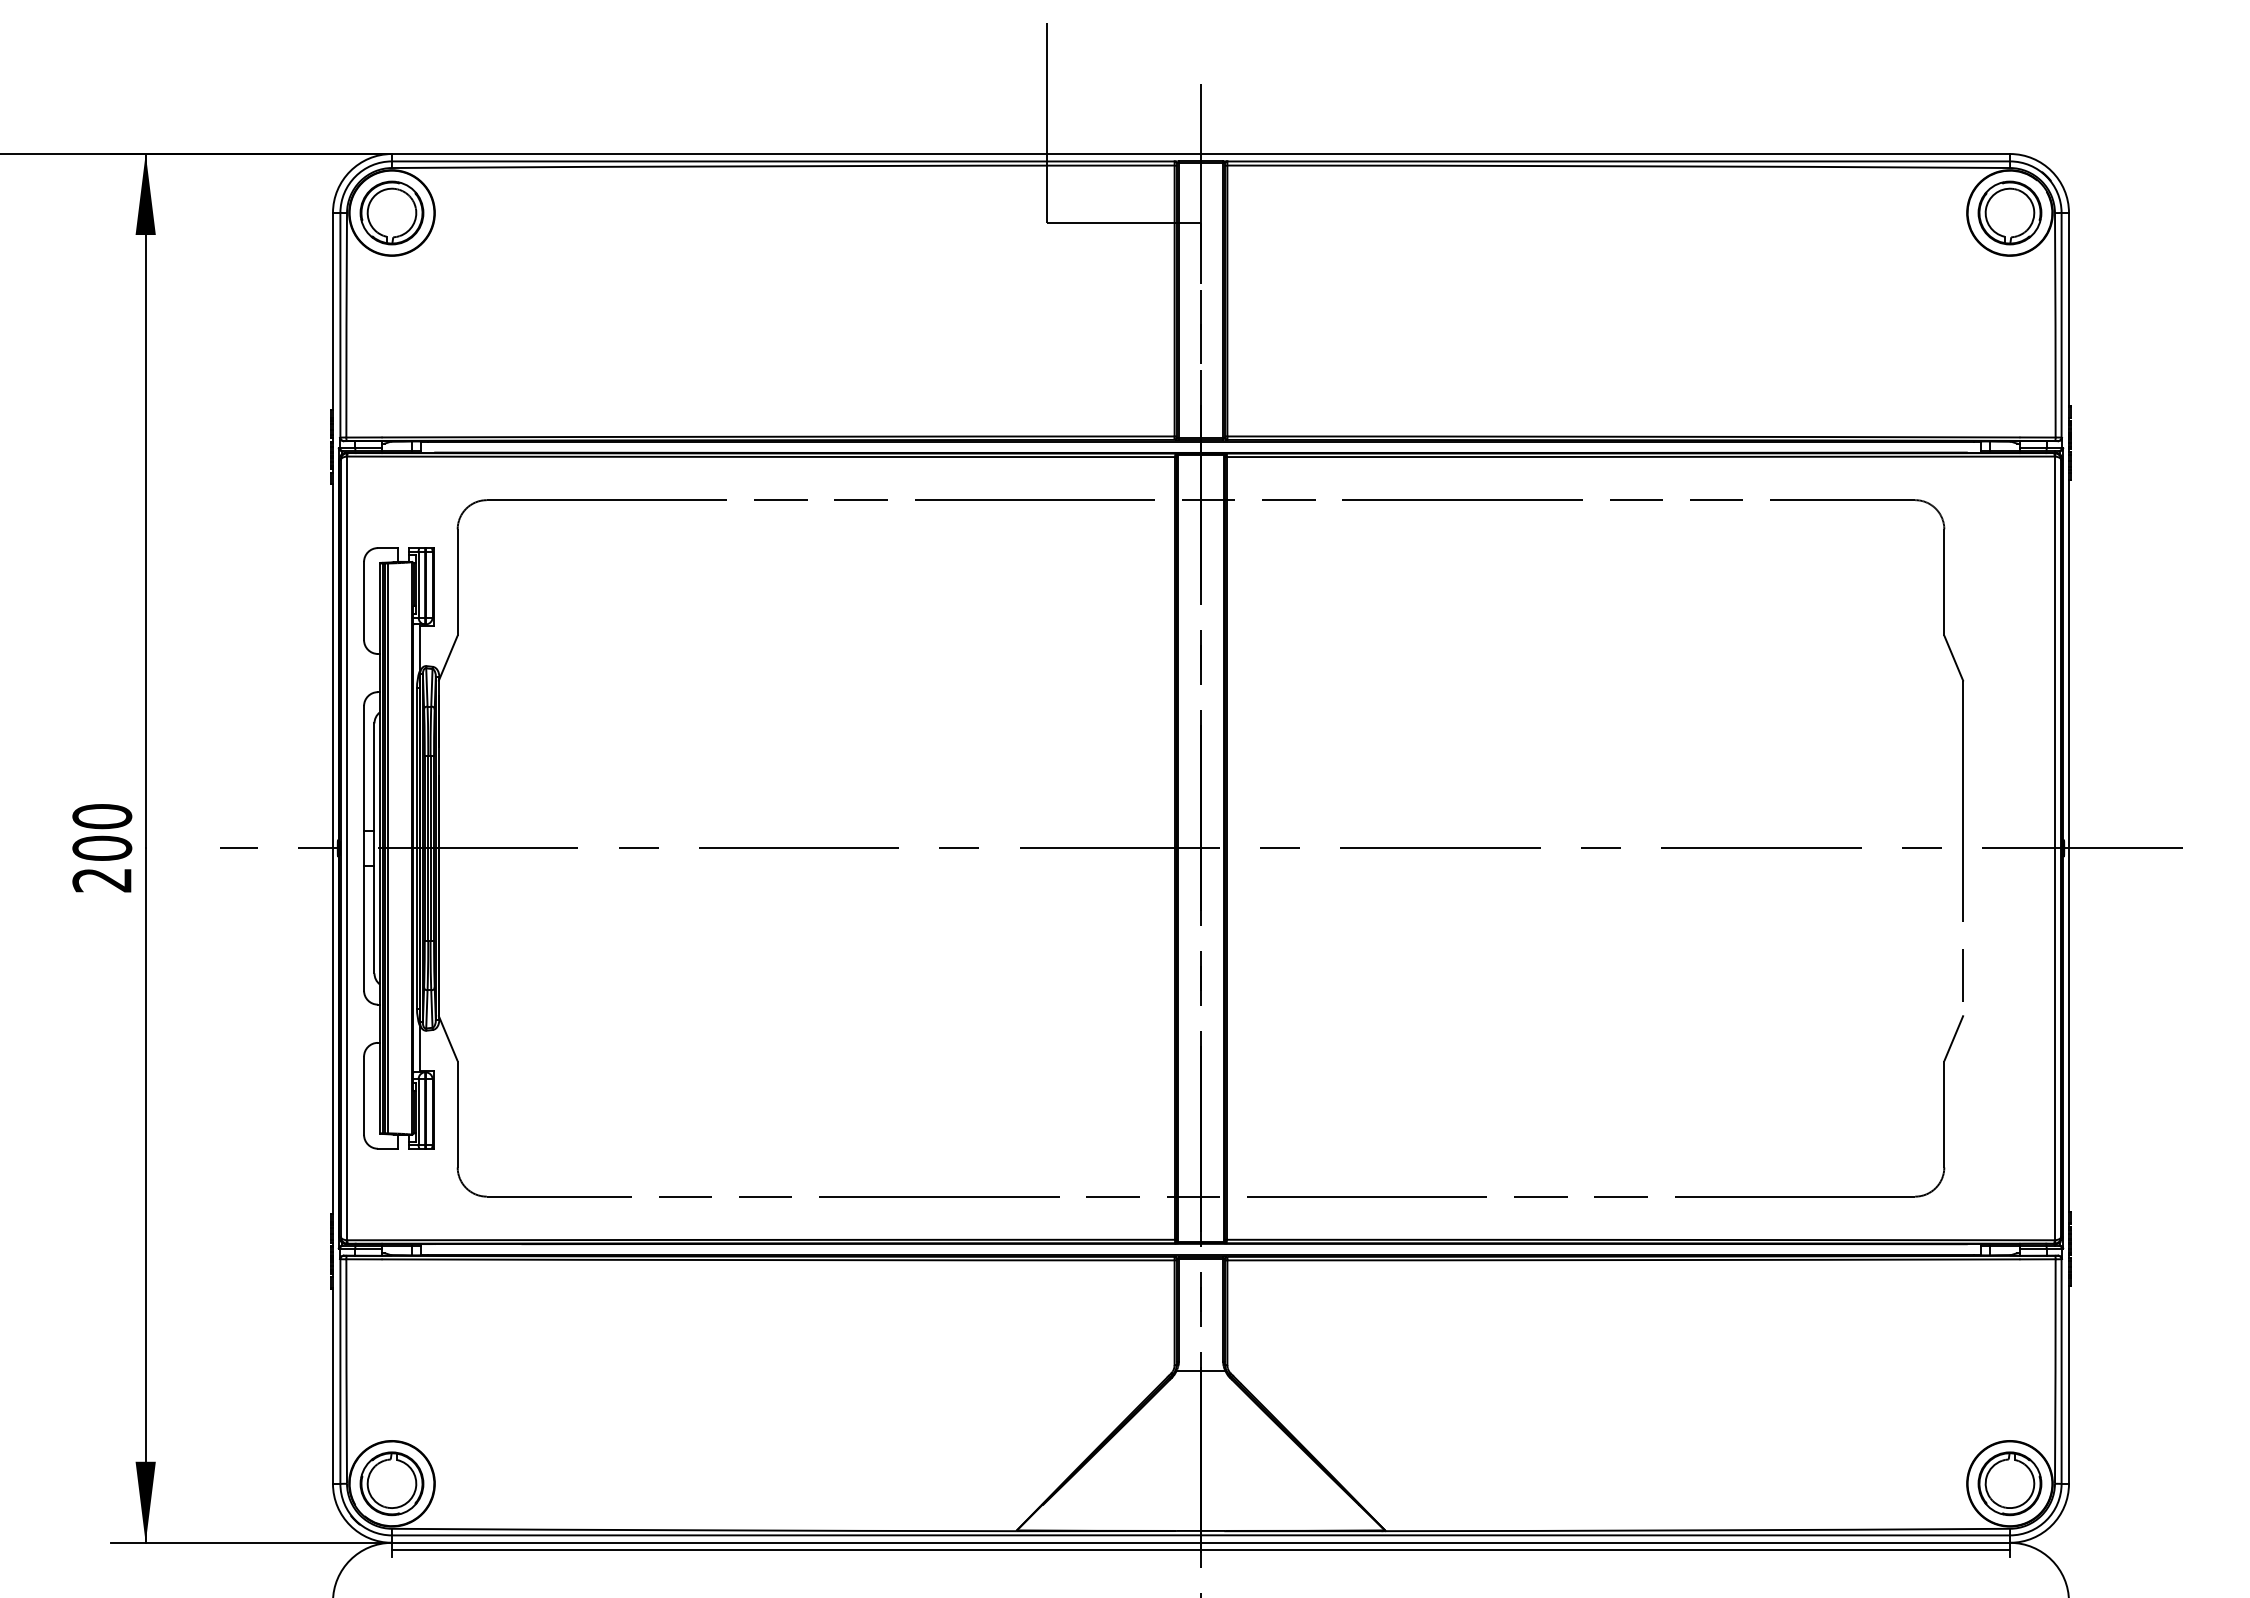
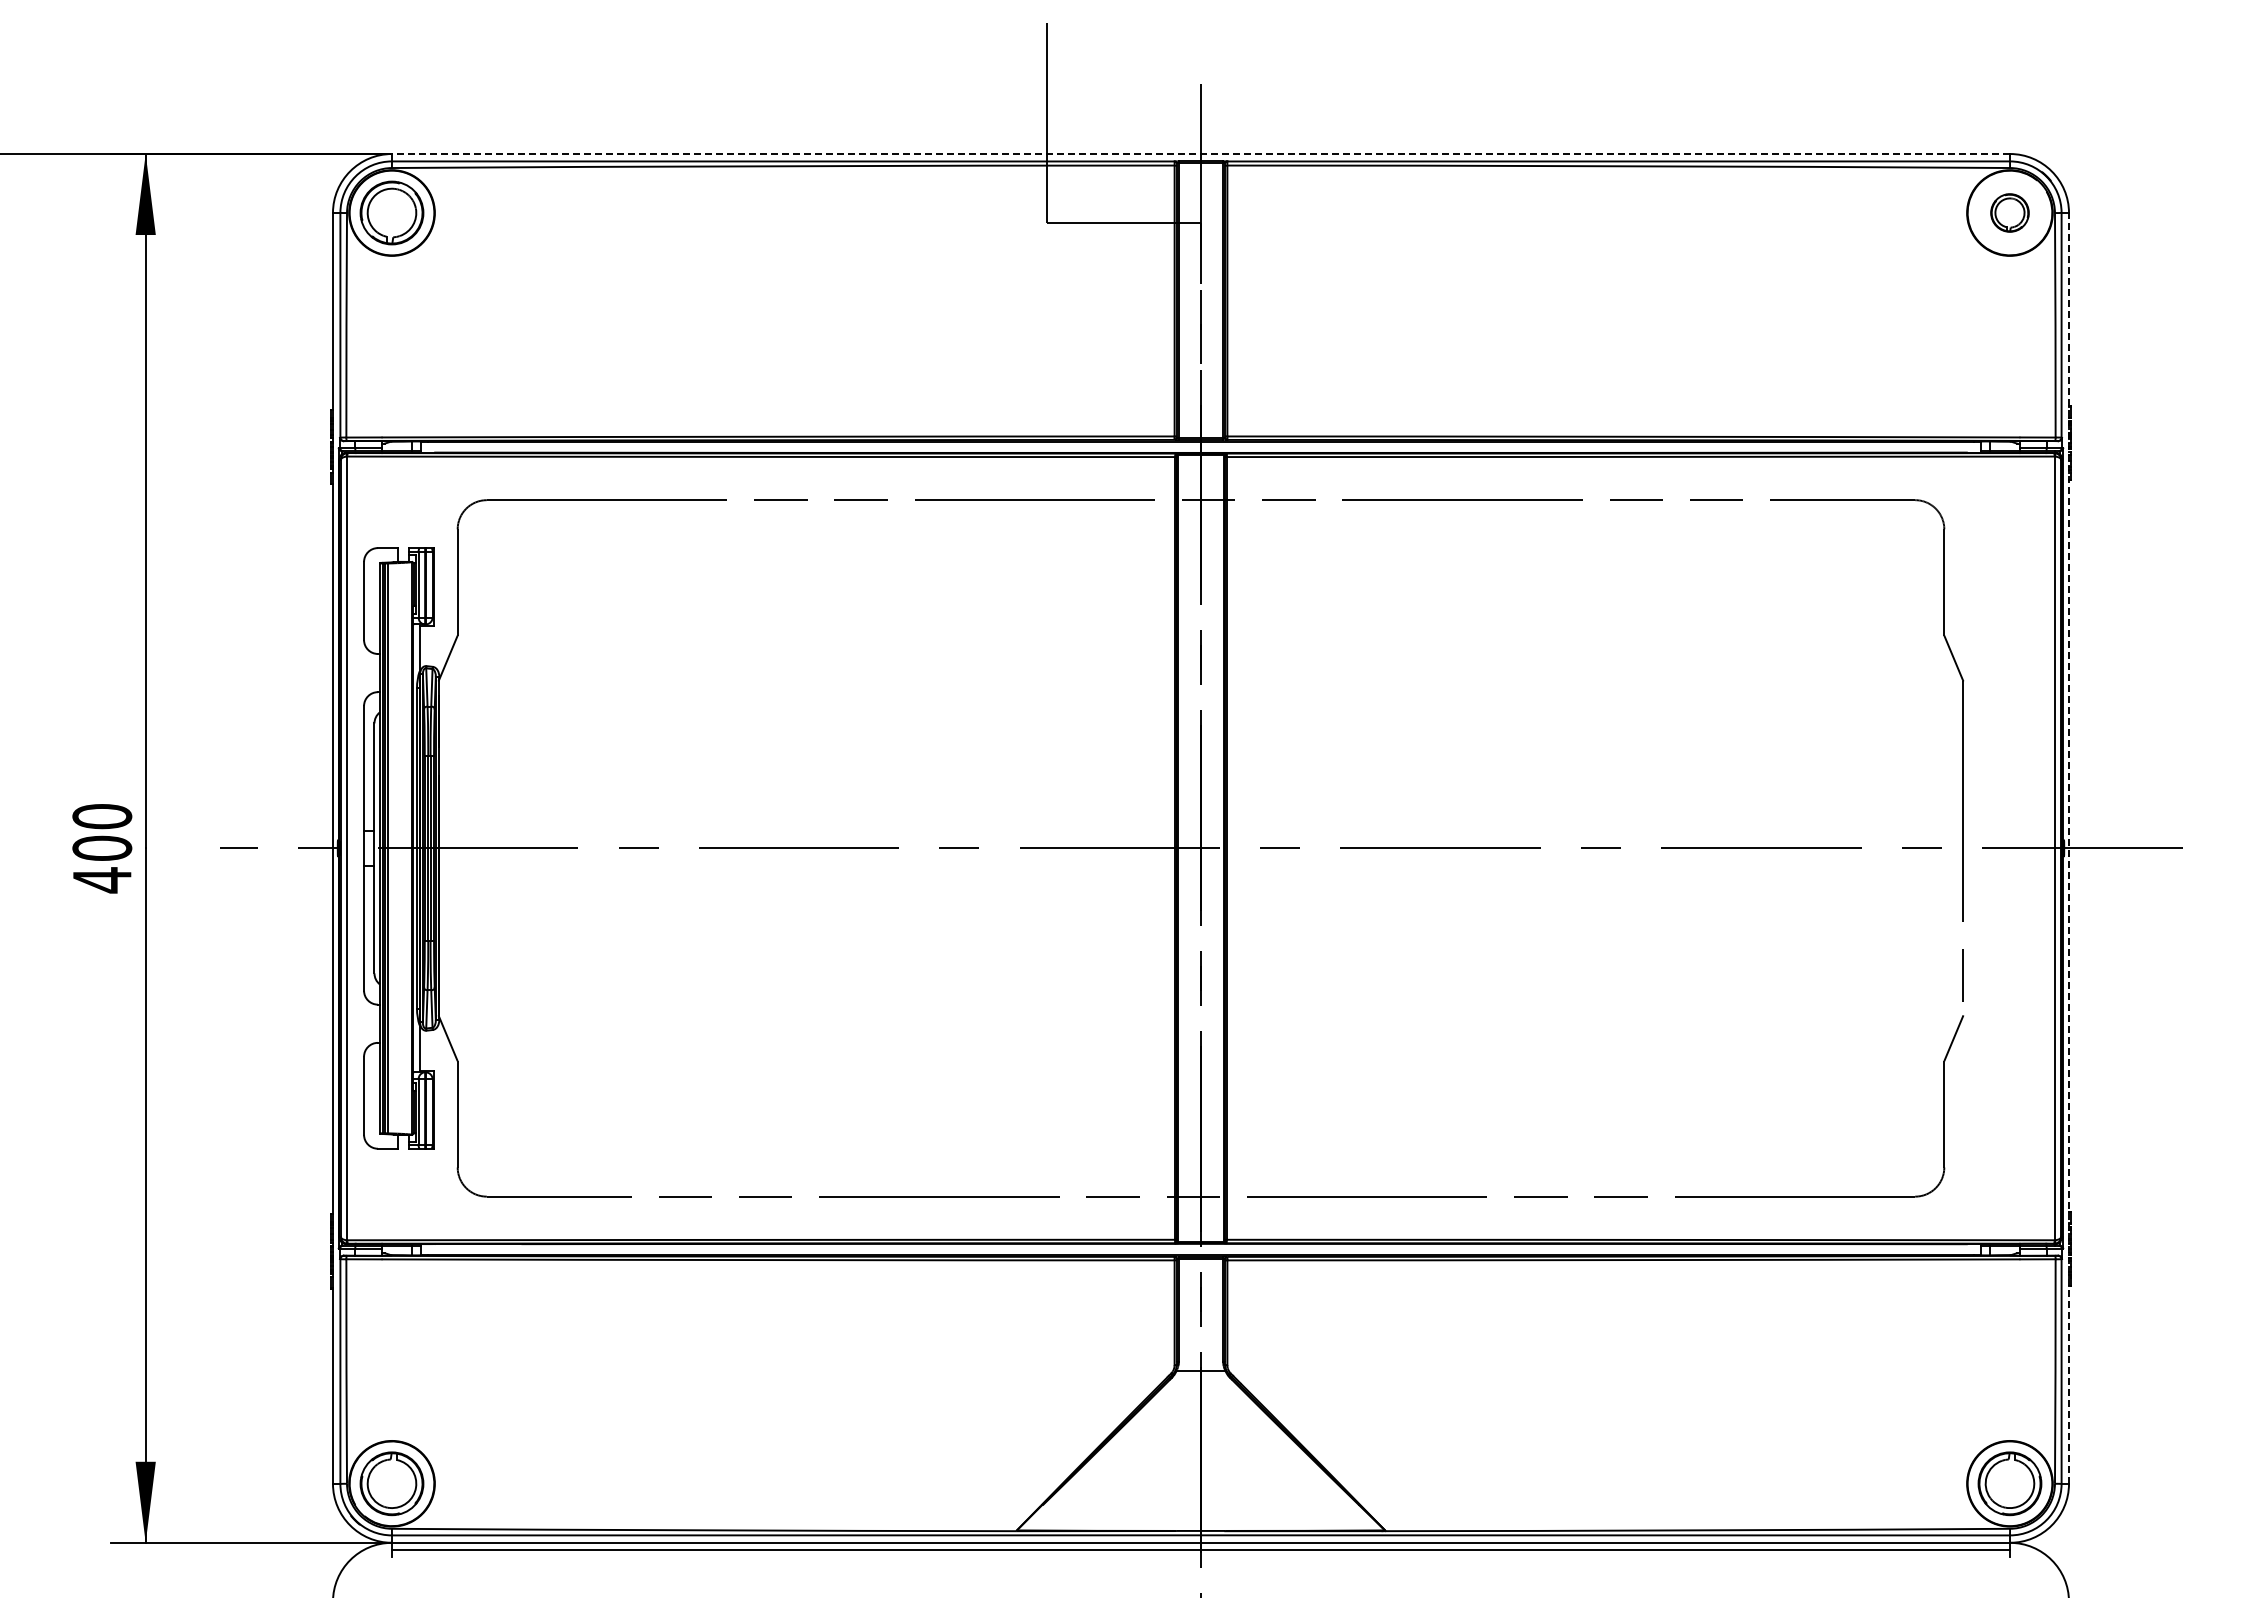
line: solid -> dashed (1201, 154)
part size: 66x66 px -> 40x40 px (2009, 212)
line: solid -> dashed (2069, 847)
text: 200 -> 400 (101, 880)
